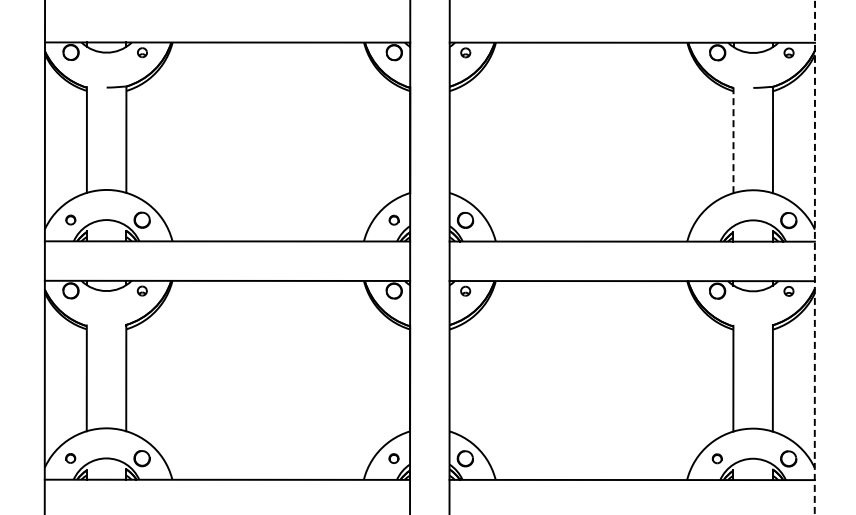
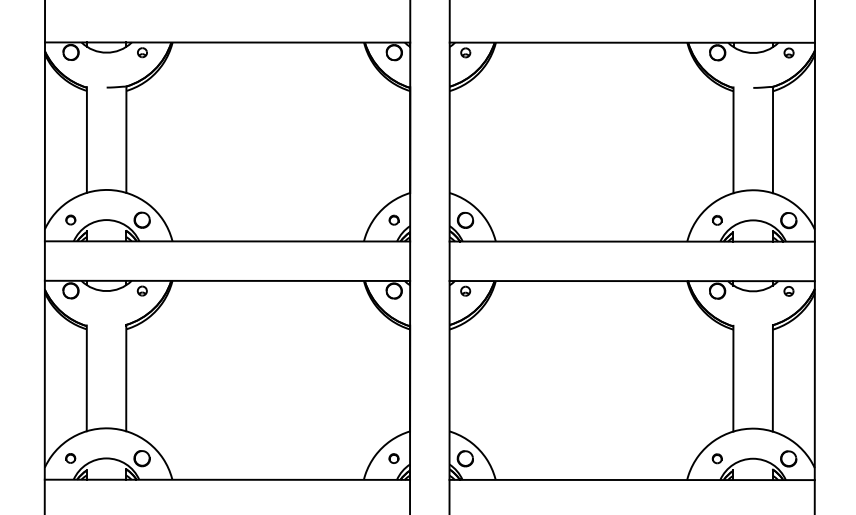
line: dashed -> solid (733, 140)
part: none -> present (717, 220)
line: dashed -> solid (814, 257)
